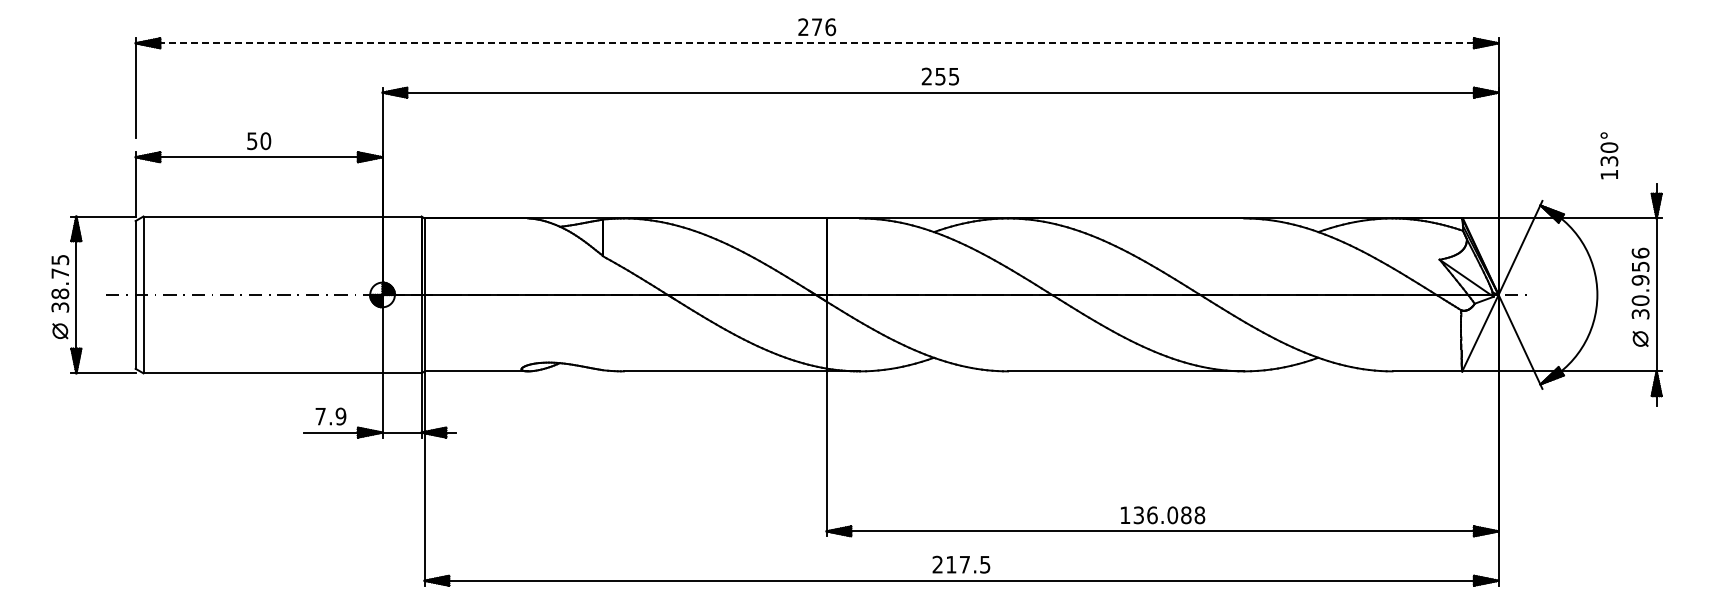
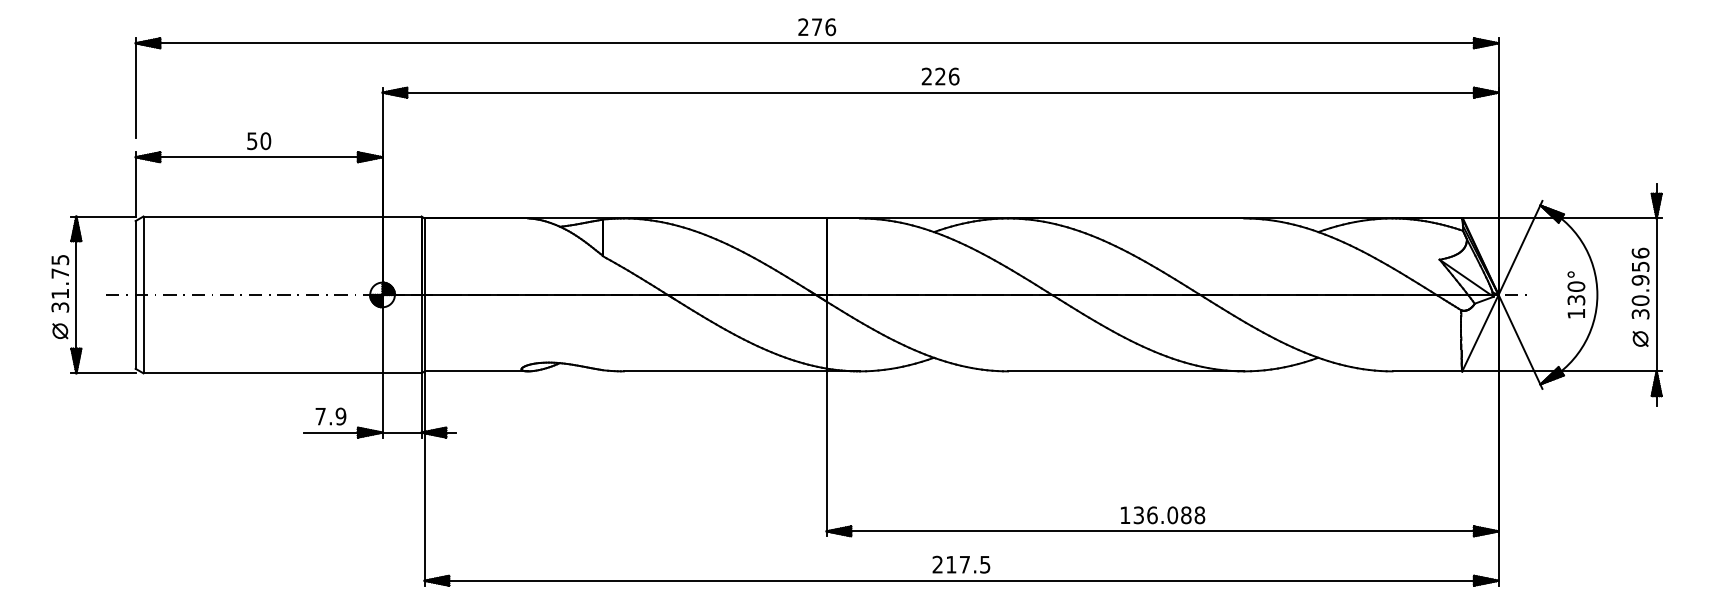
line: dashed -> solid (817, 43)
text: 255 -> 226 (947, 76)
text position: (1609, 155) -> (1576, 294) (1576, 294)
text: 38.75 -> 31.75 (60, 293)
